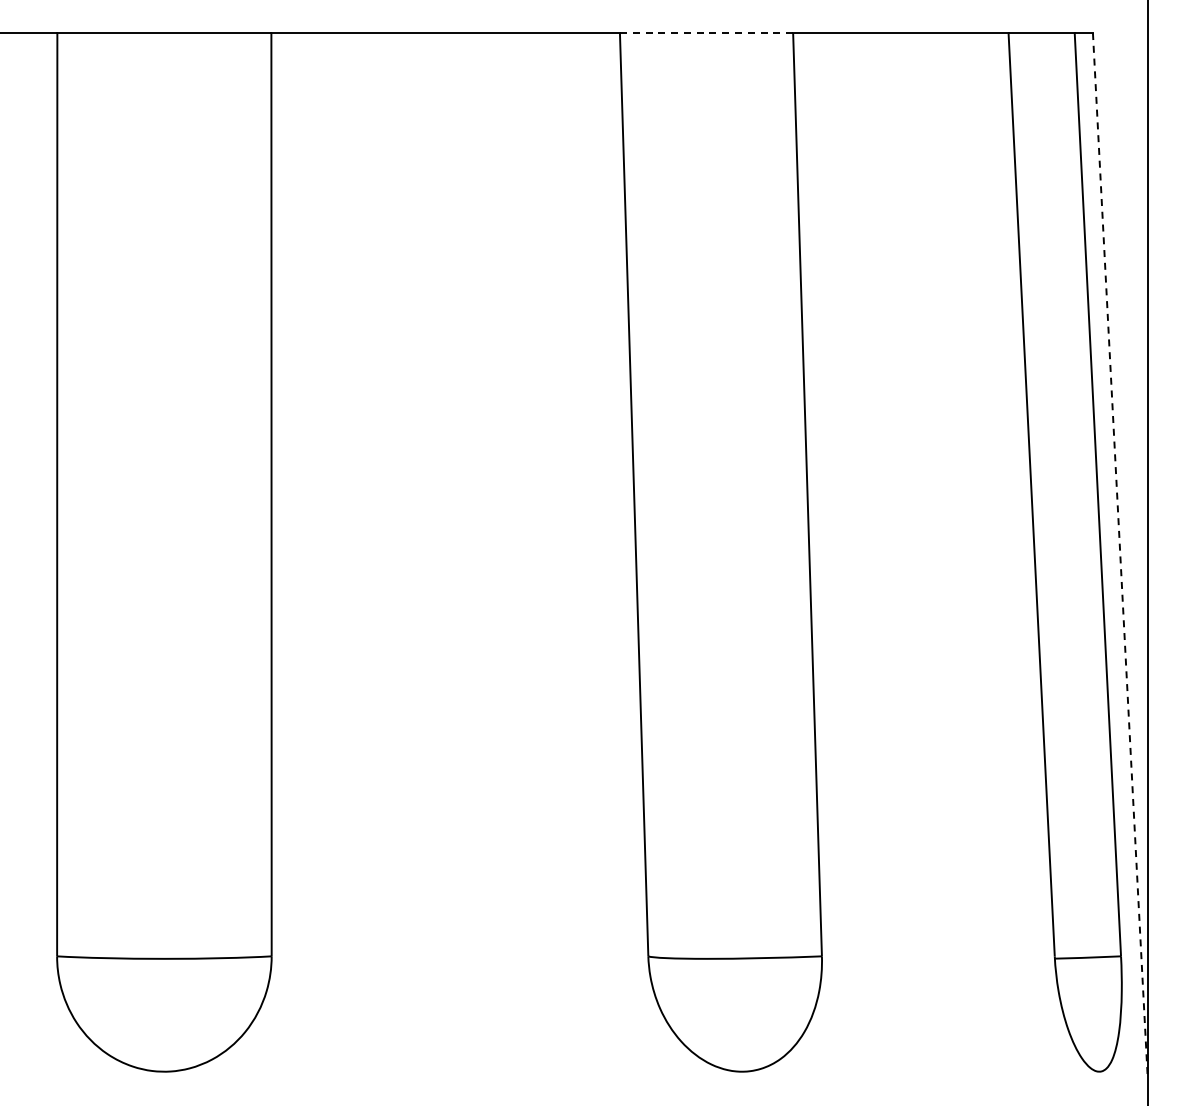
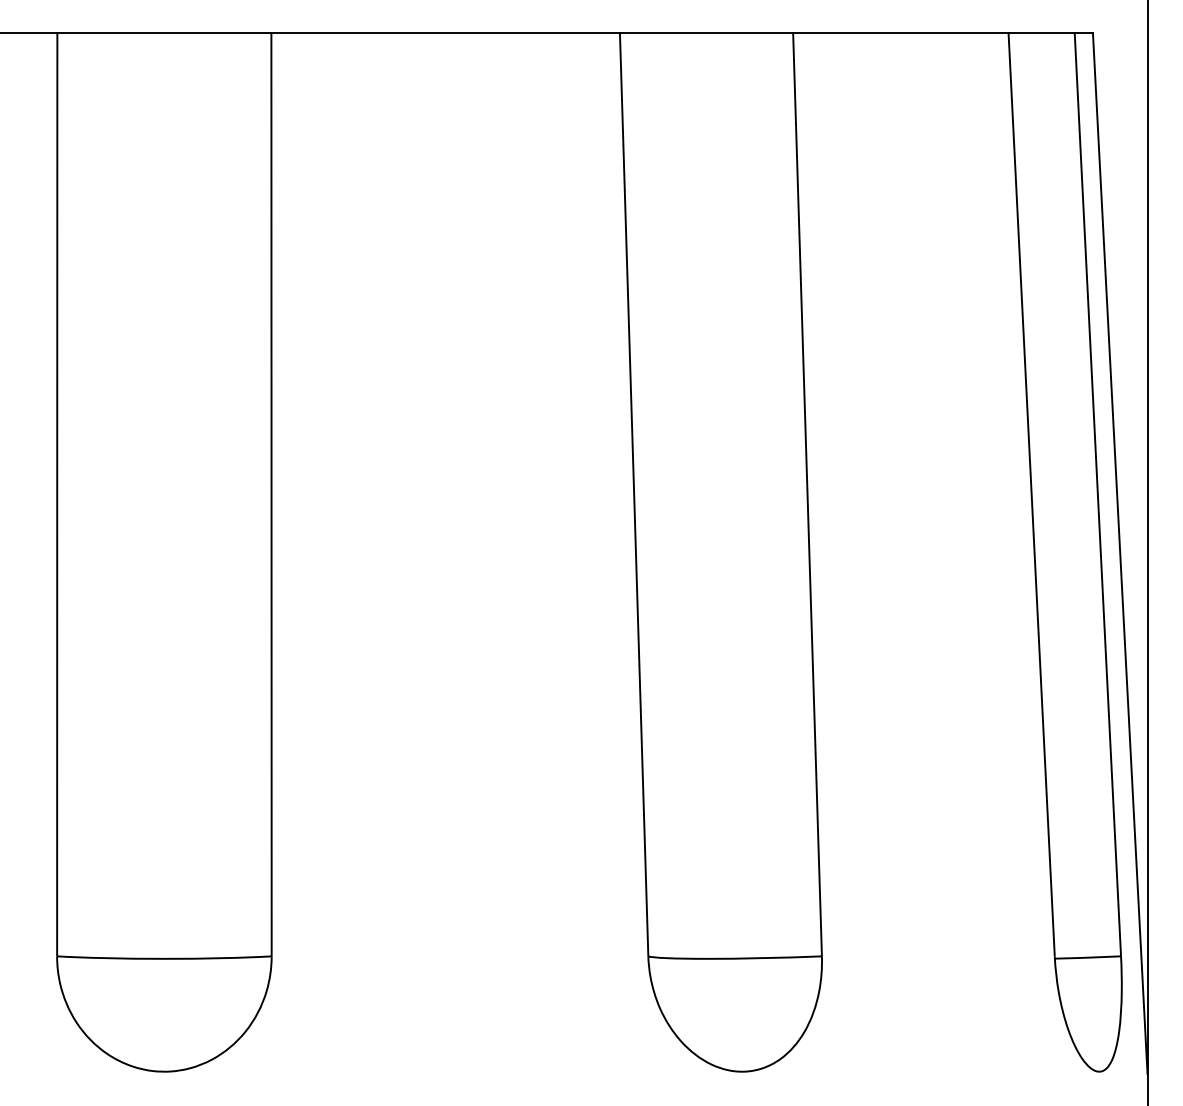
line: dashed -> solid (706, 33)
line: dashed -> solid (1120, 554)
